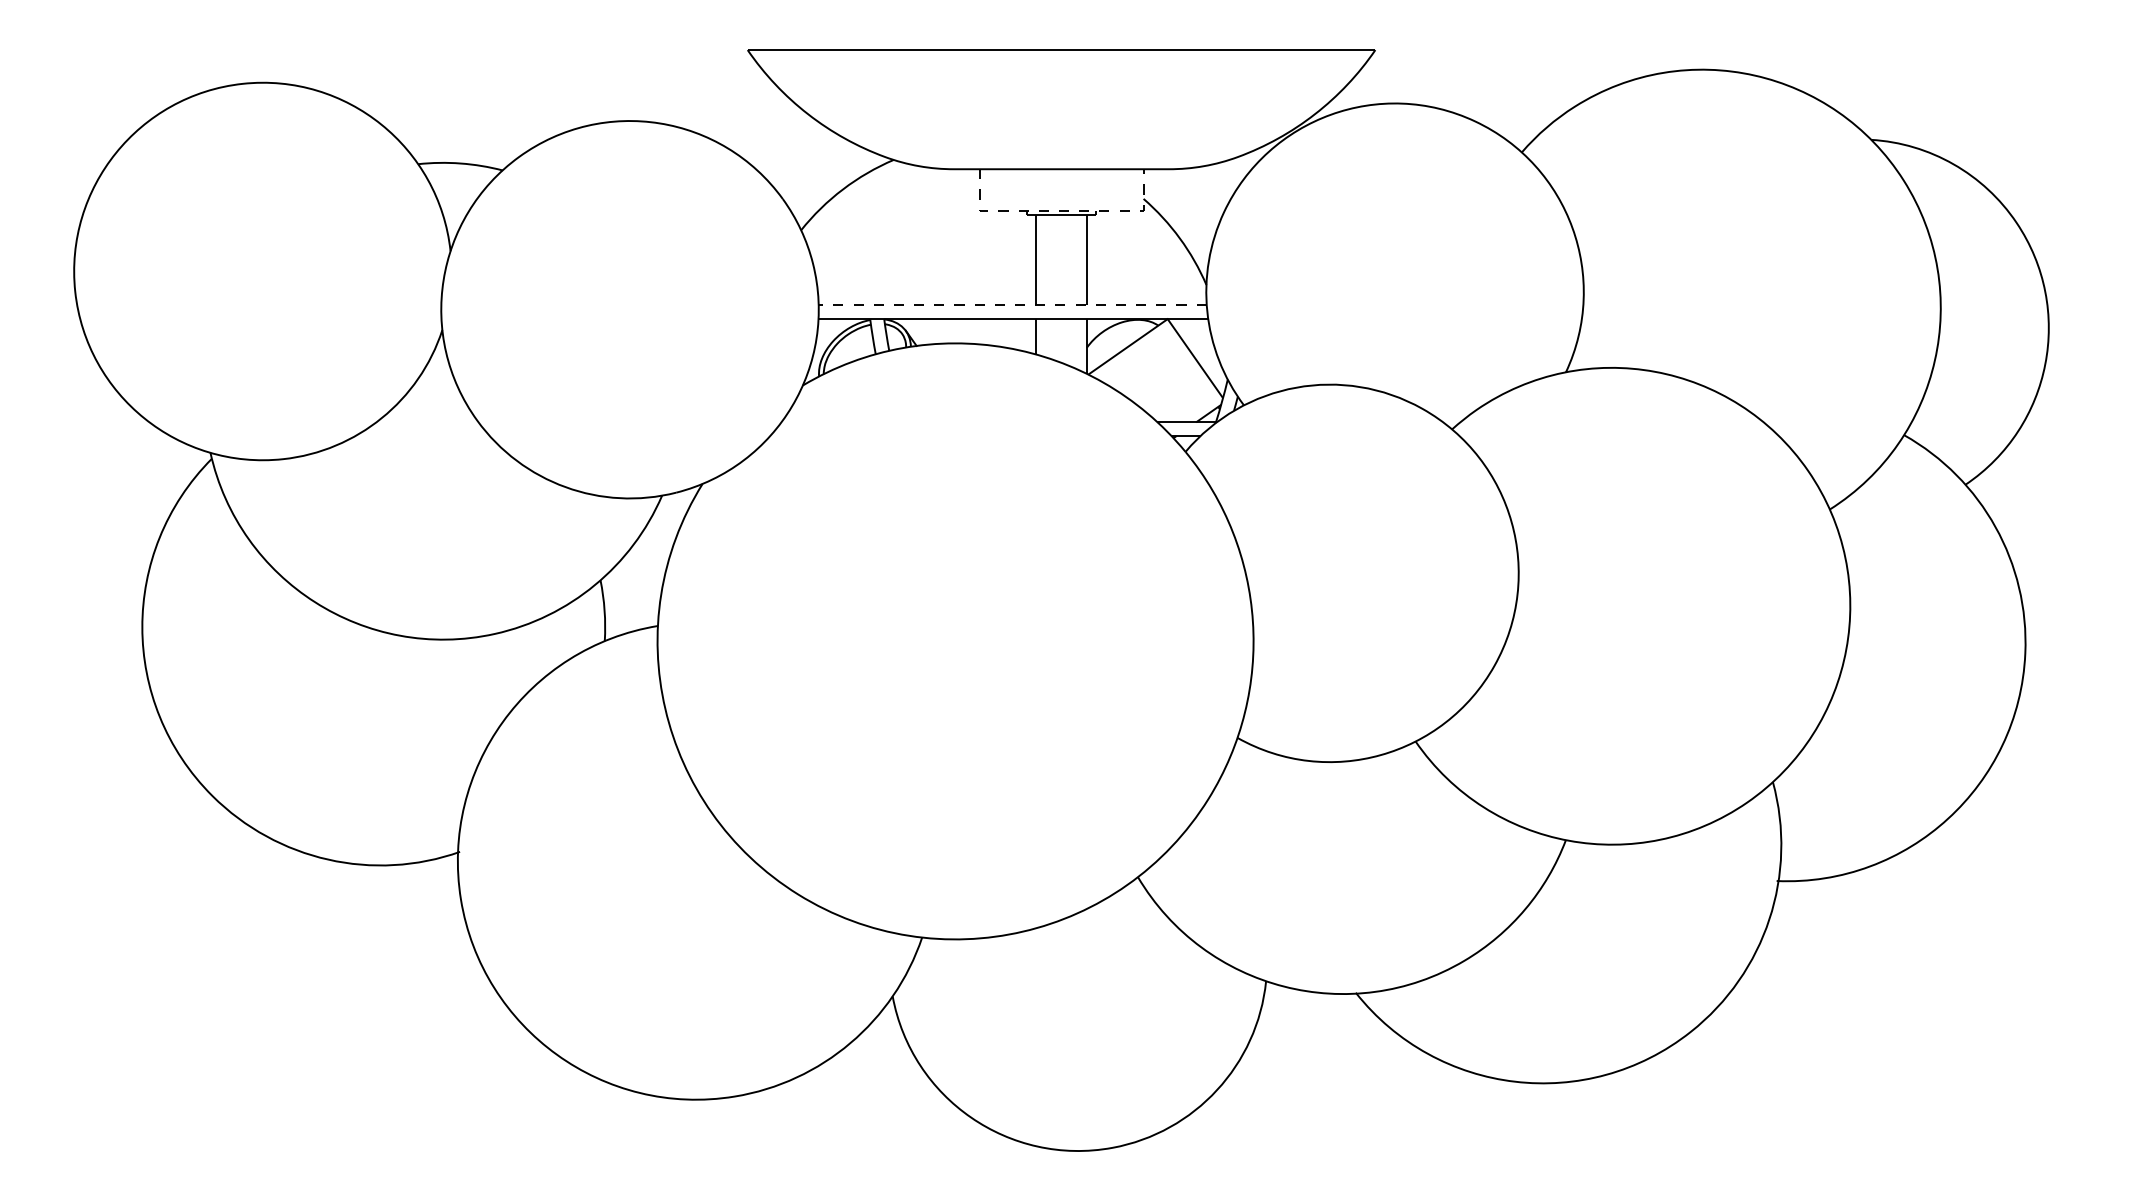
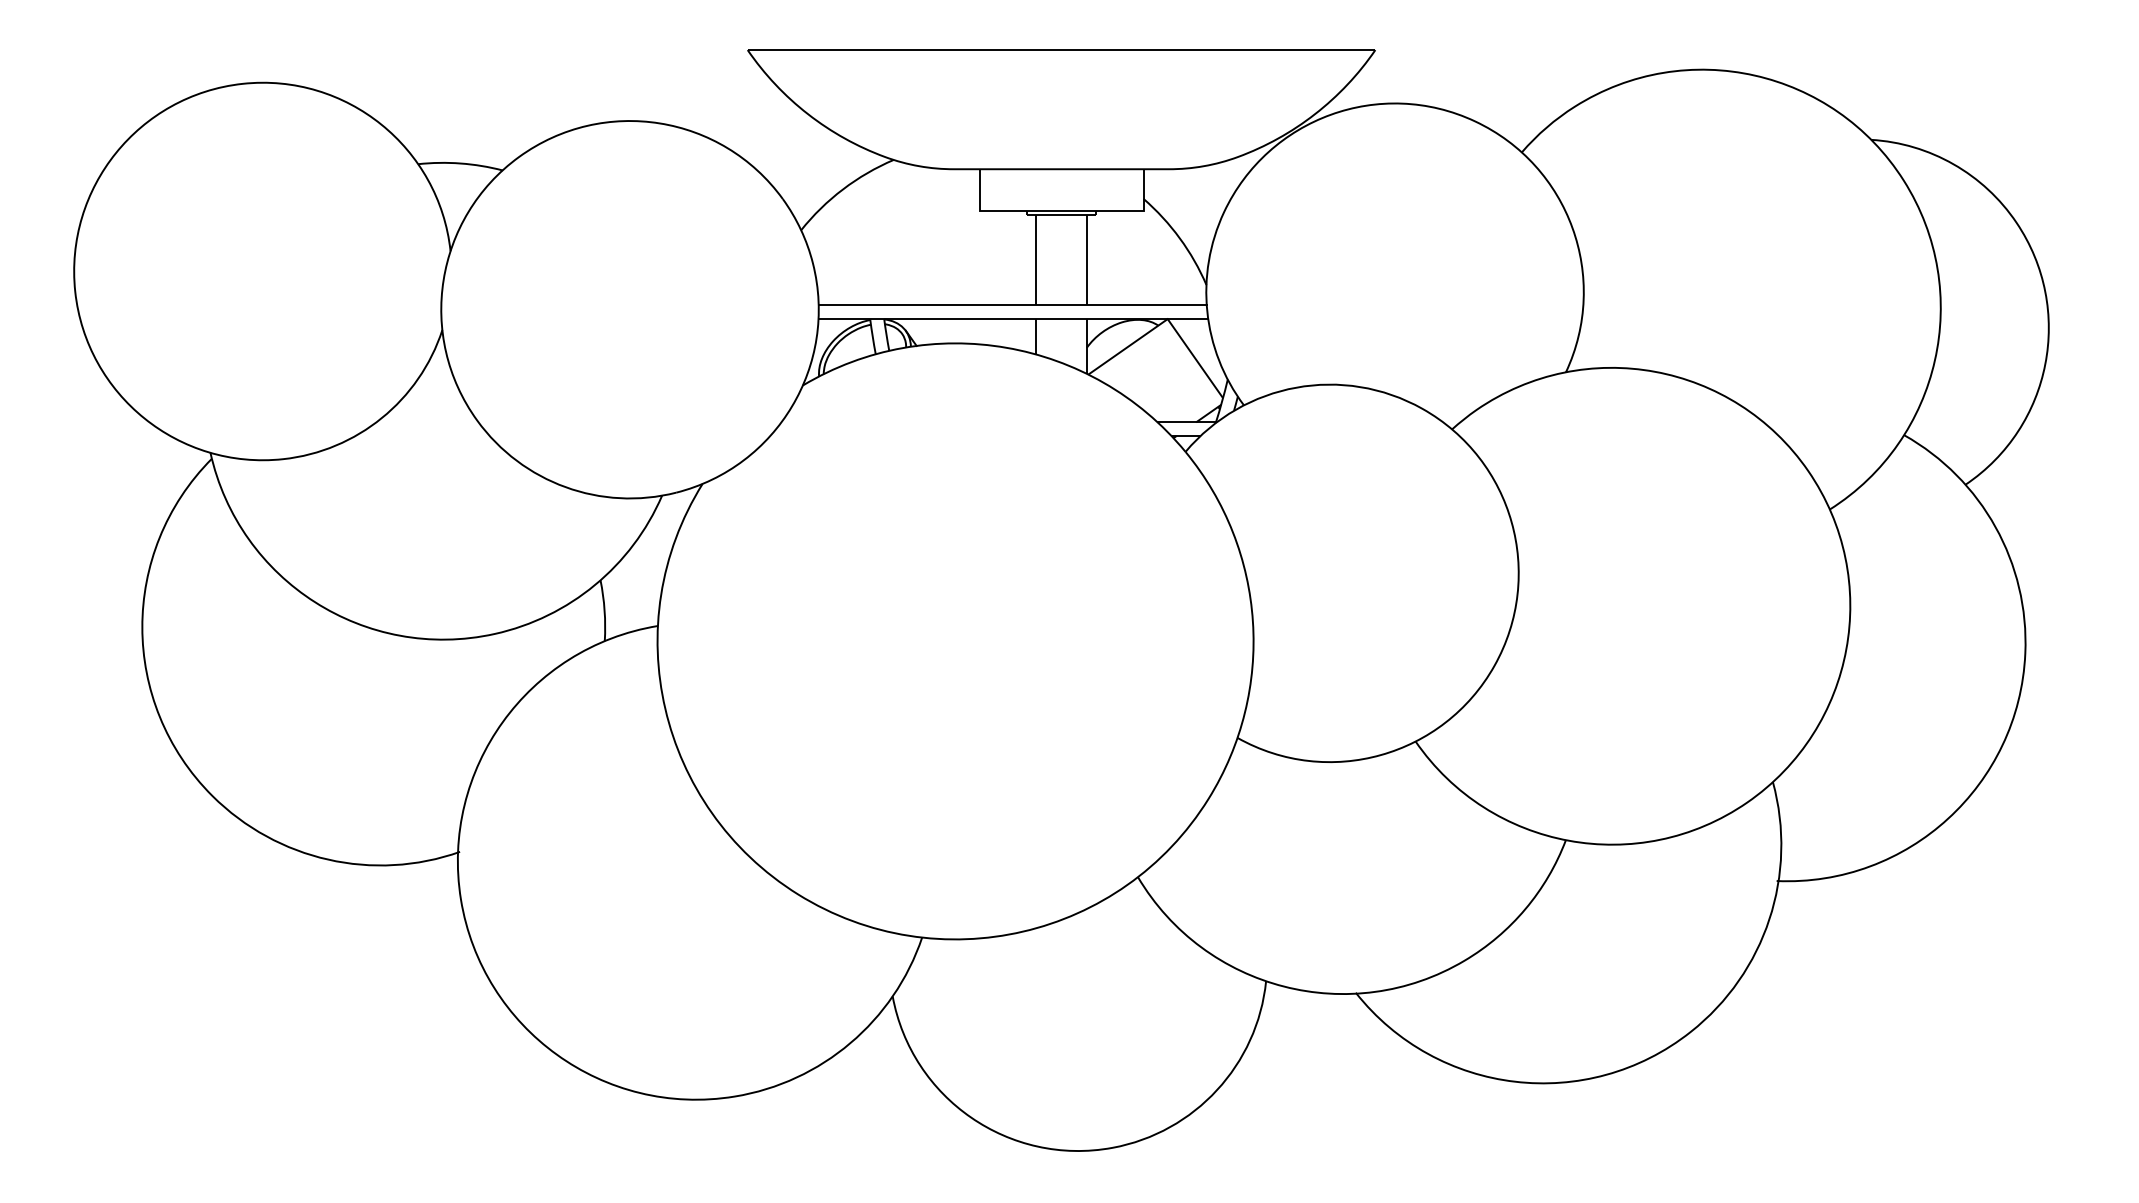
line: dashed -> solid (1061, 210)
line: dashed -> solid (1012, 305)
